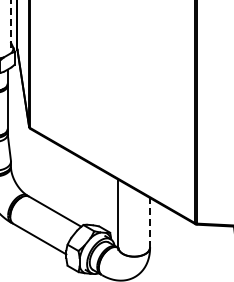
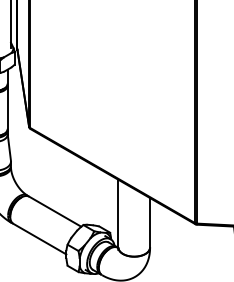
line: dashed -> solid (11, 24)
line: dashed -> solid (150, 222)
